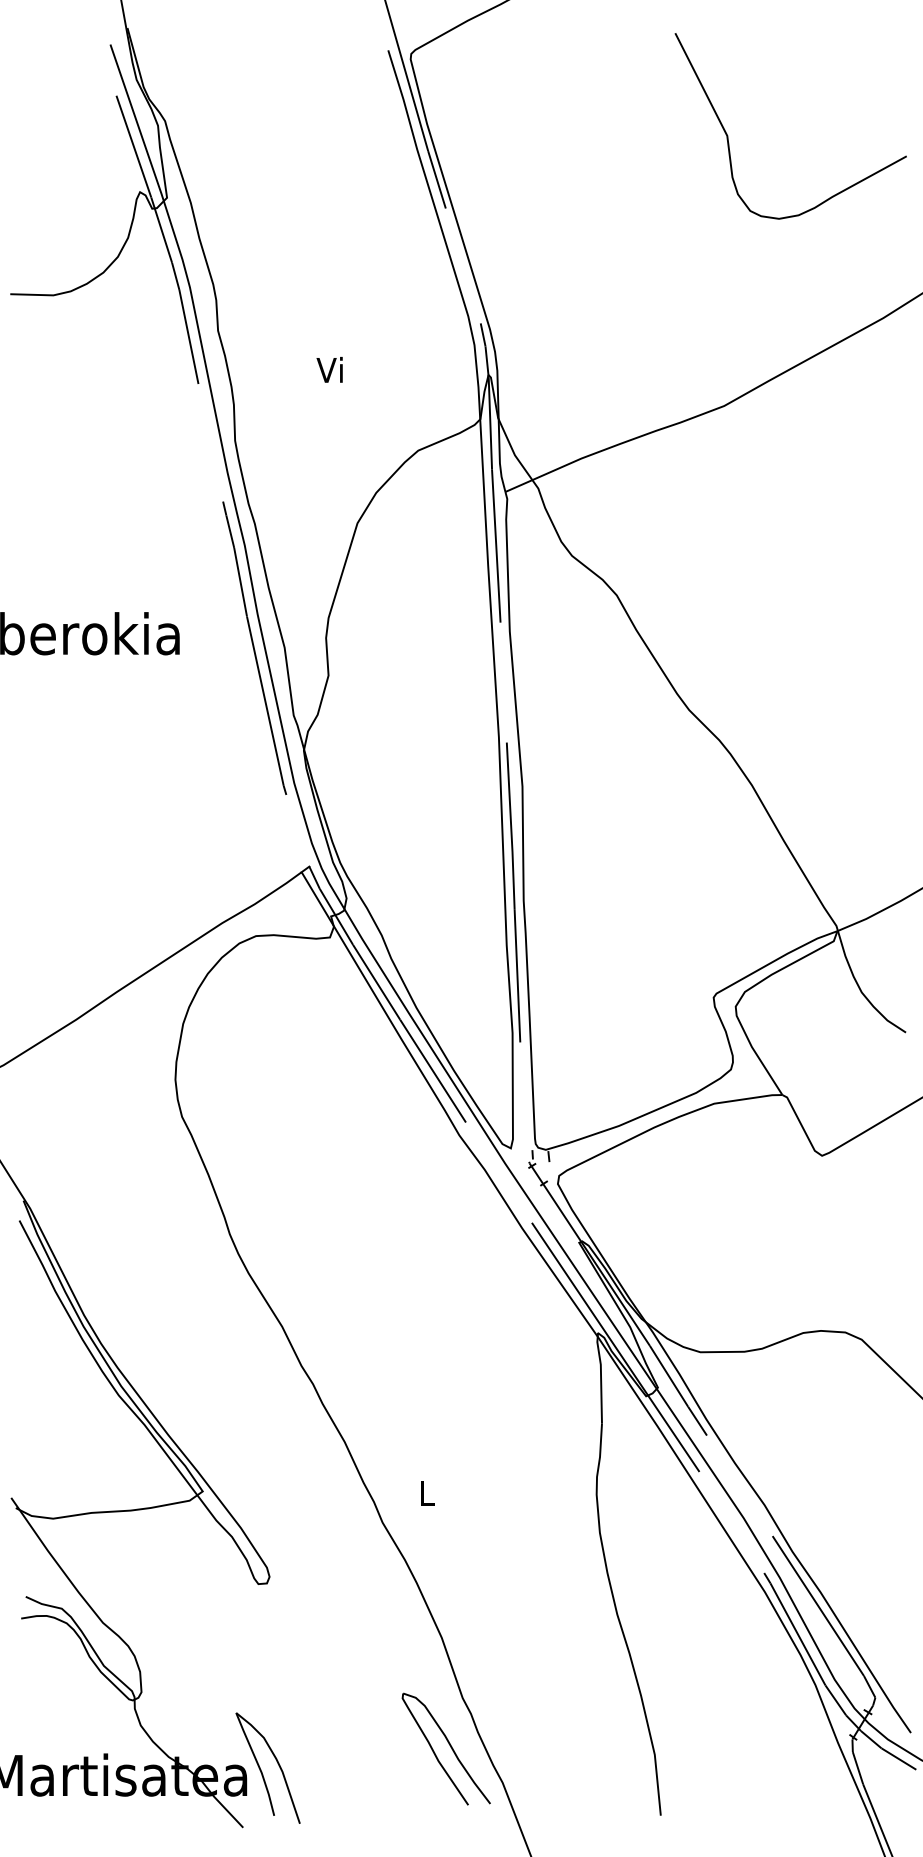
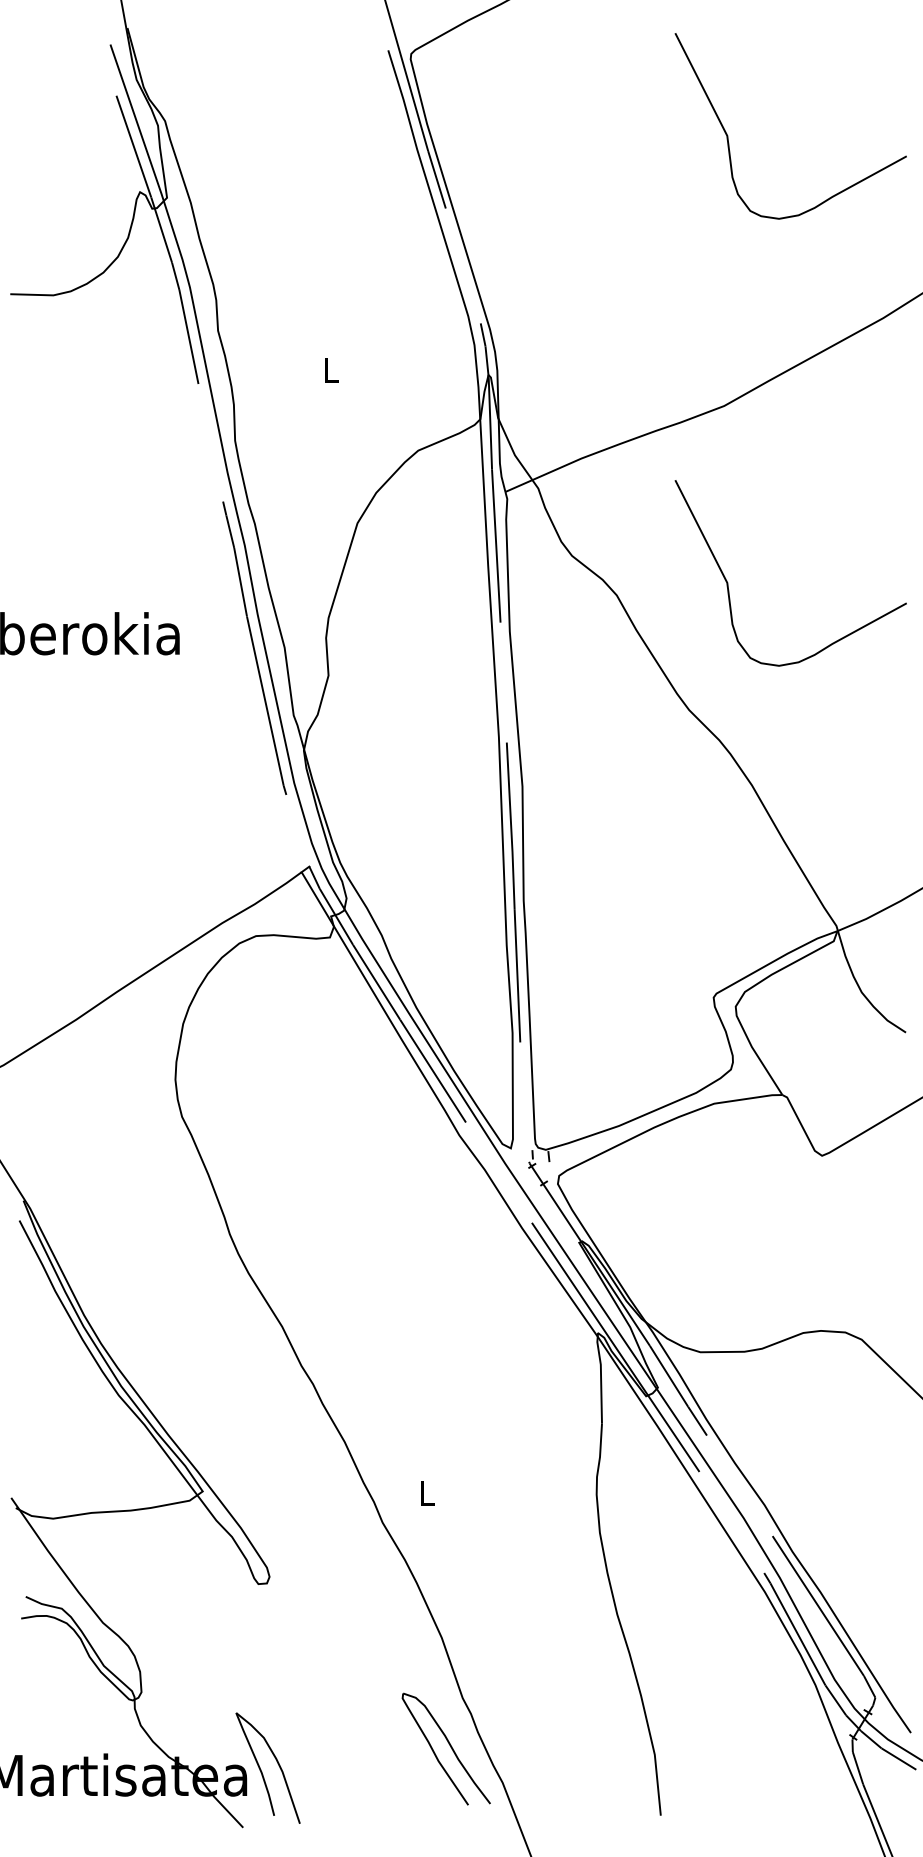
text: Vi -> L (329, 369)
curve: none -> present (728, 582)
